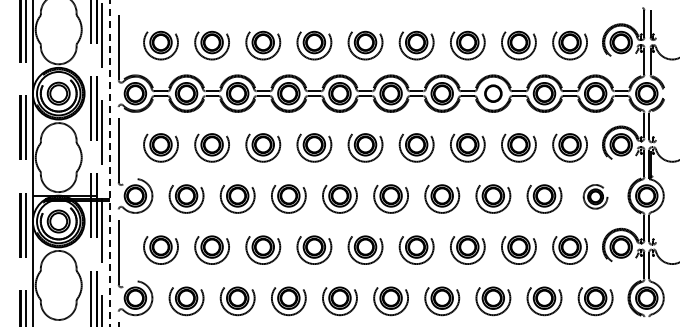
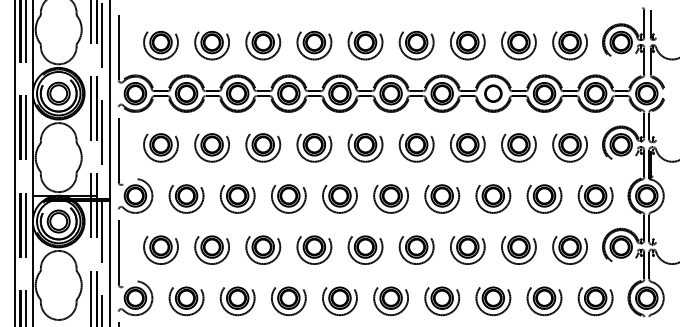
line: none -> present (15, 162)
line: dashed -> solid (109, 163)
part size: 27x26 px -> 37x30 px (595, 198)
